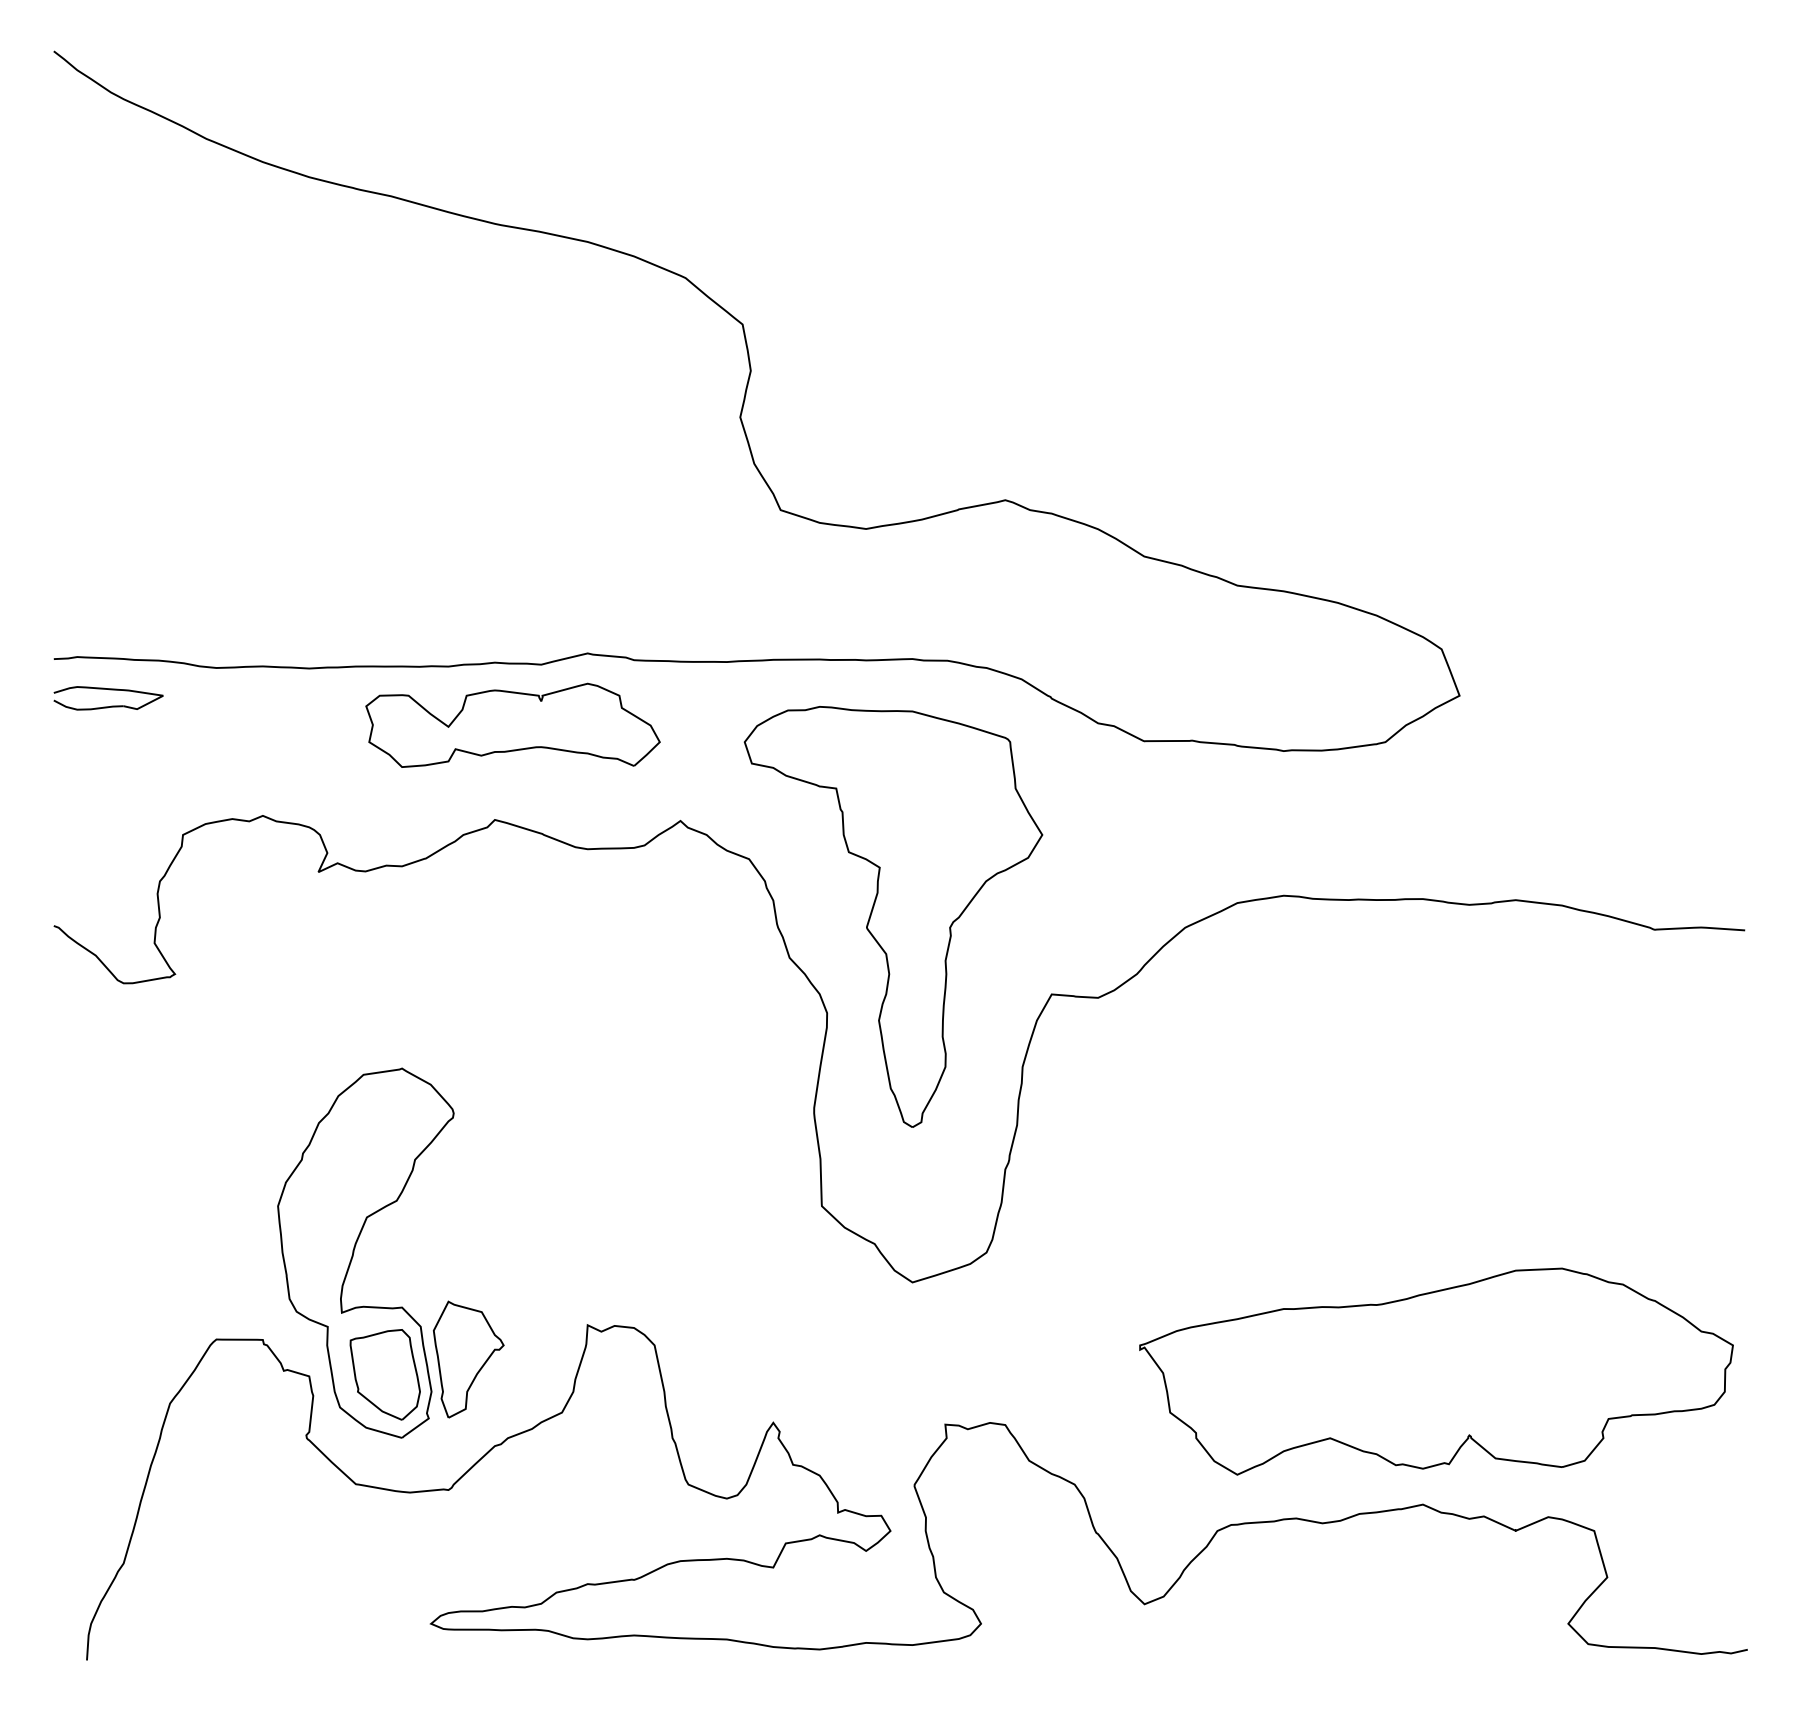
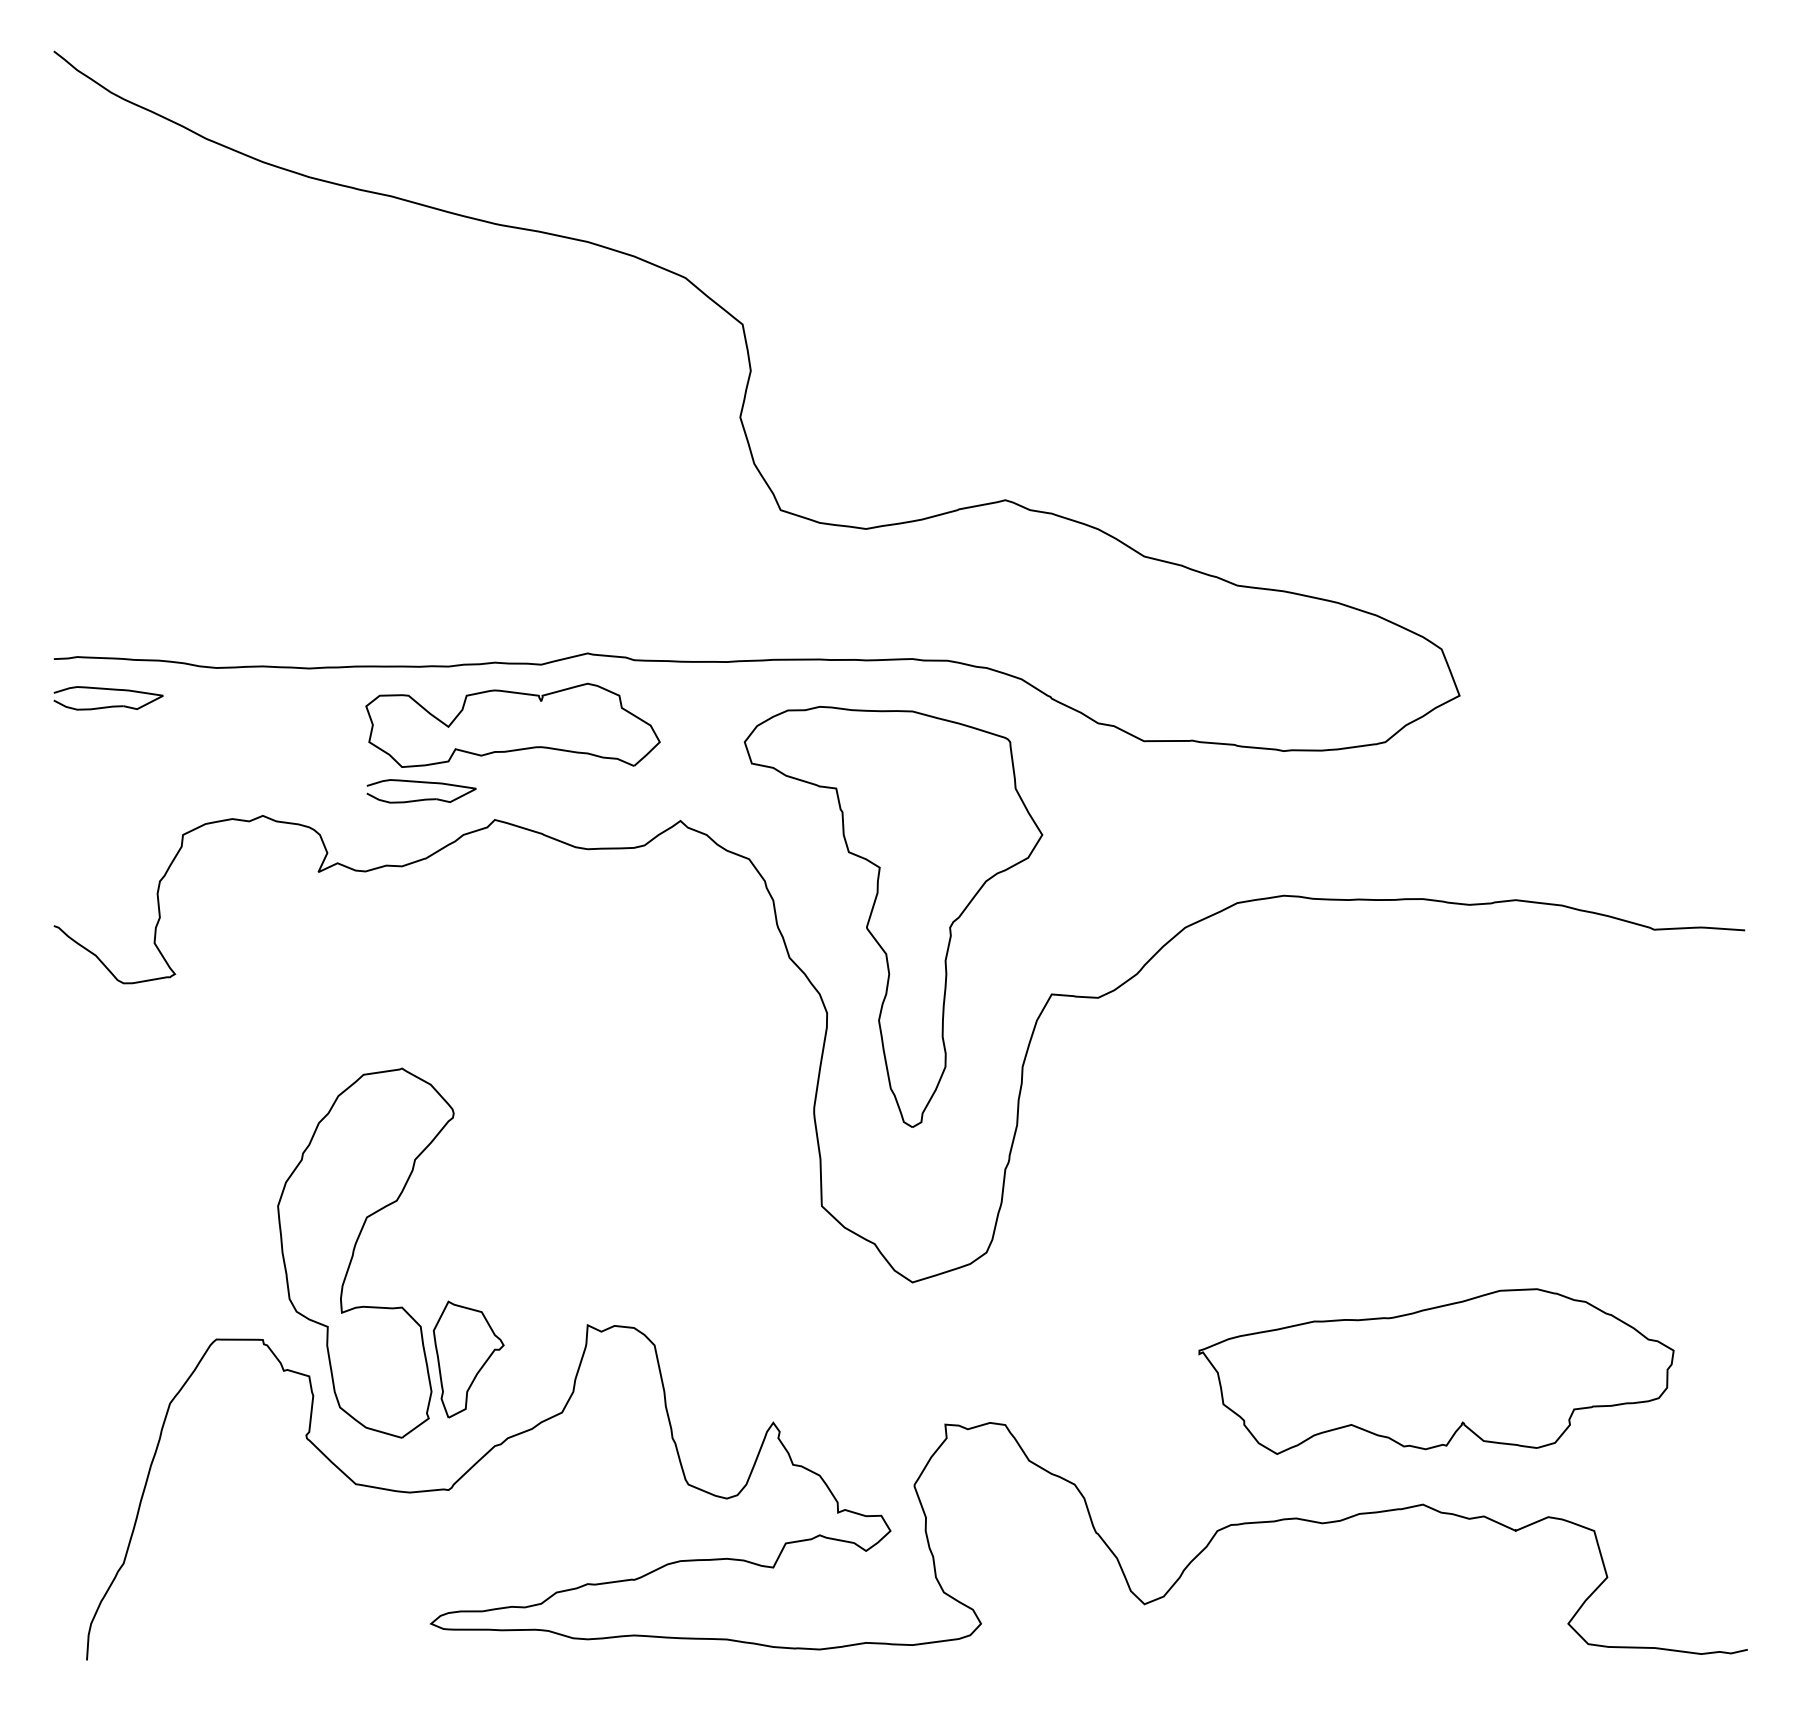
part: none -> present (424, 798)
part size: 595x209 px -> 477x167 px (1436, 1371)
part: present -> none (384, 1374)
